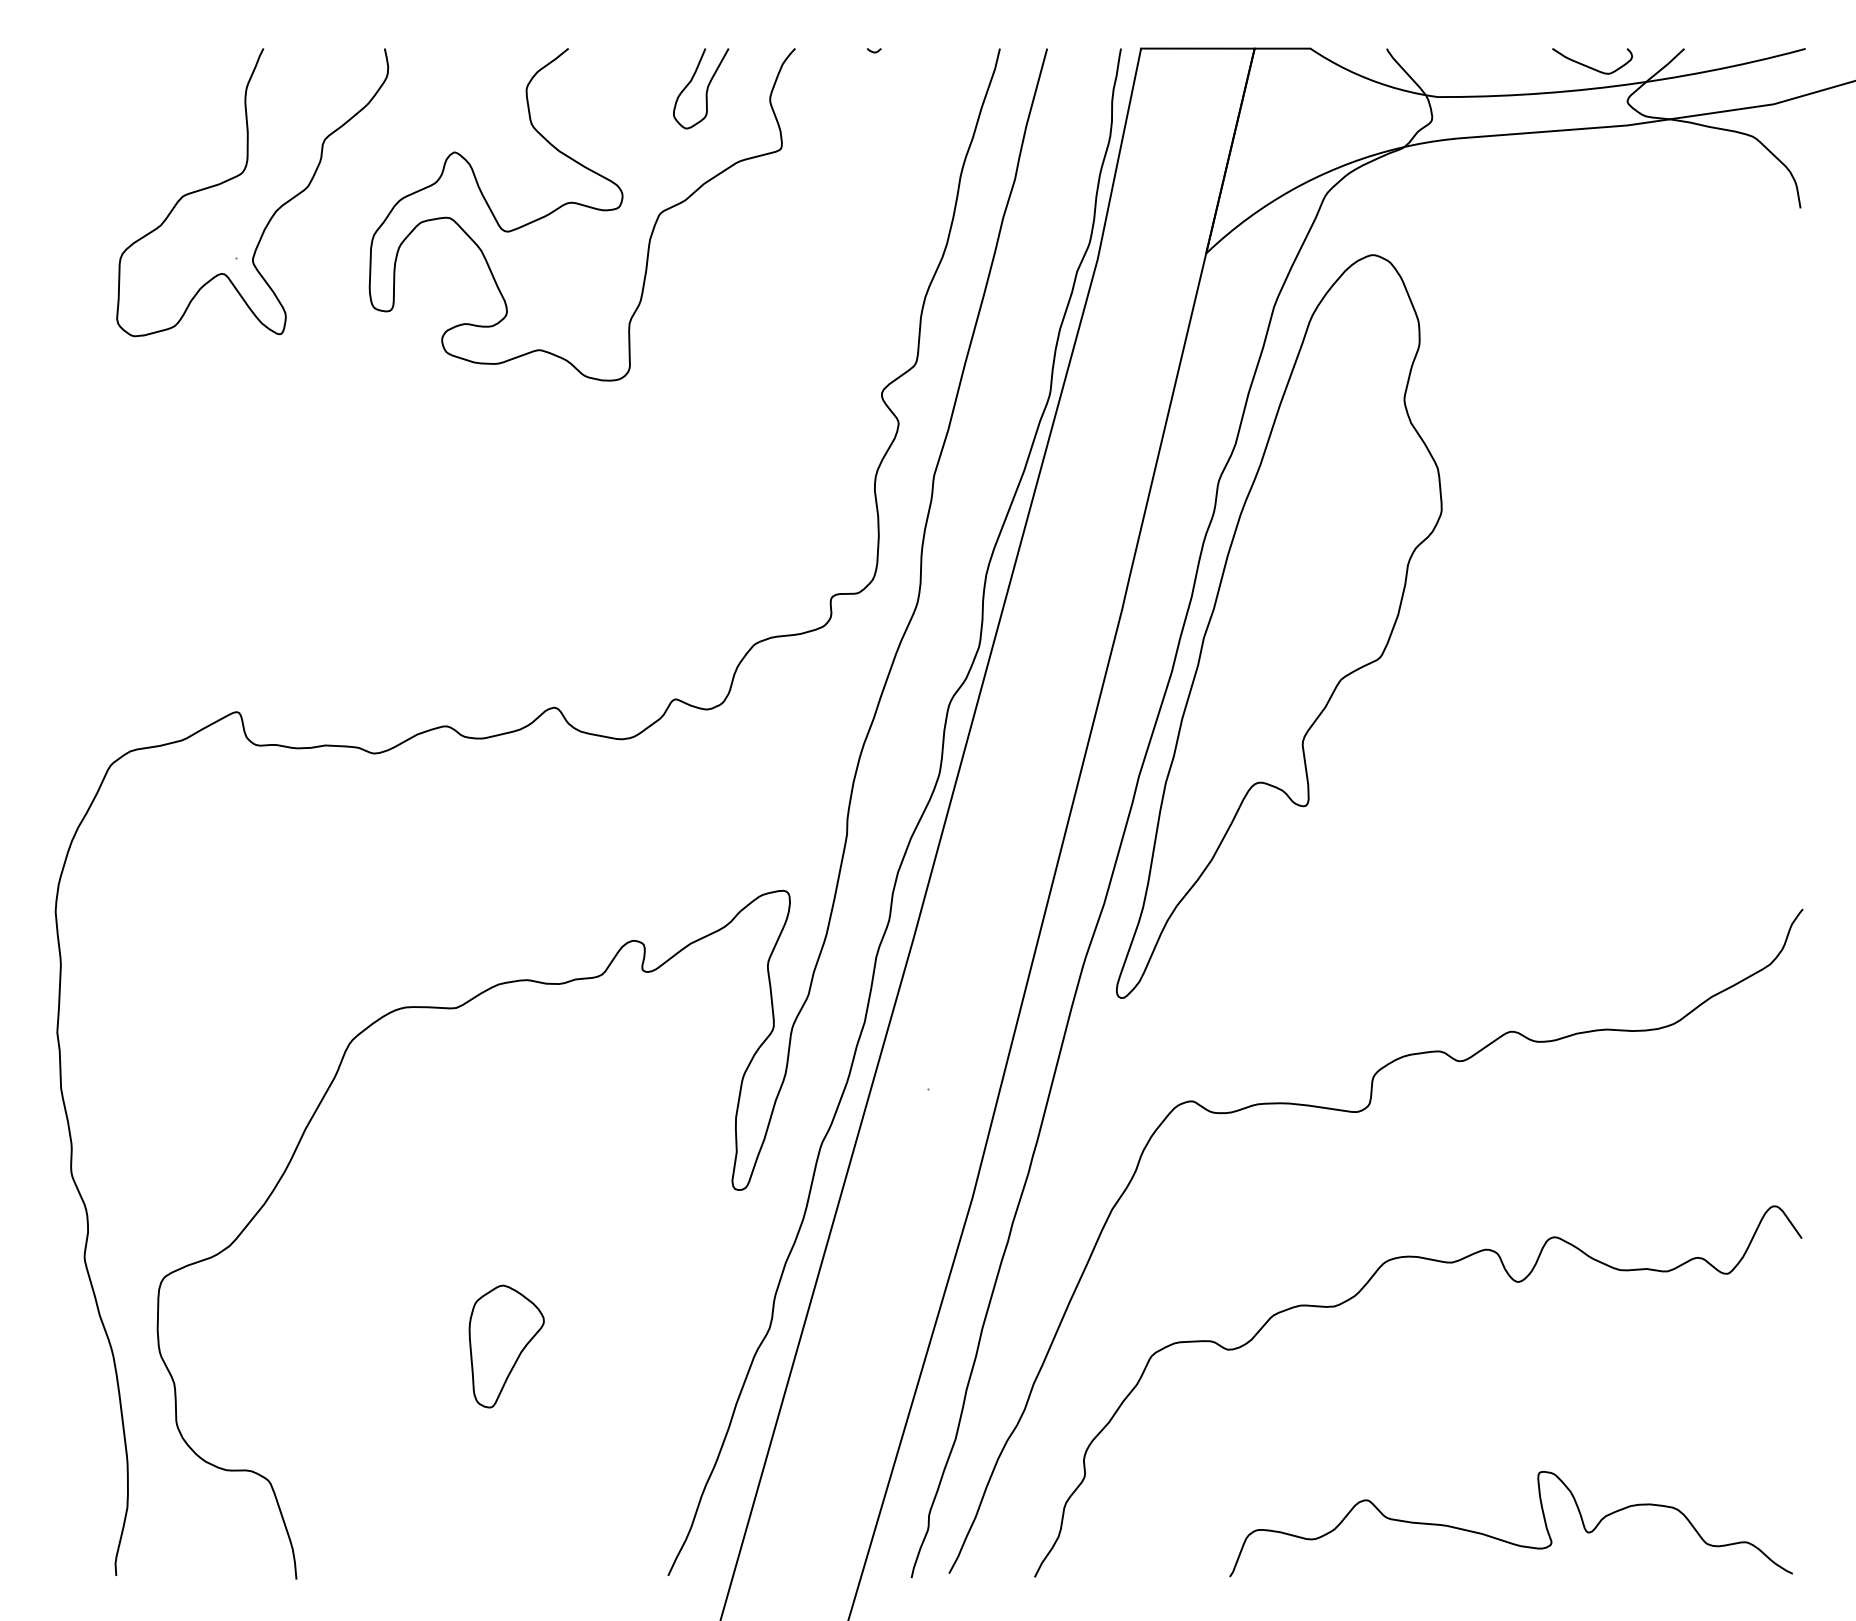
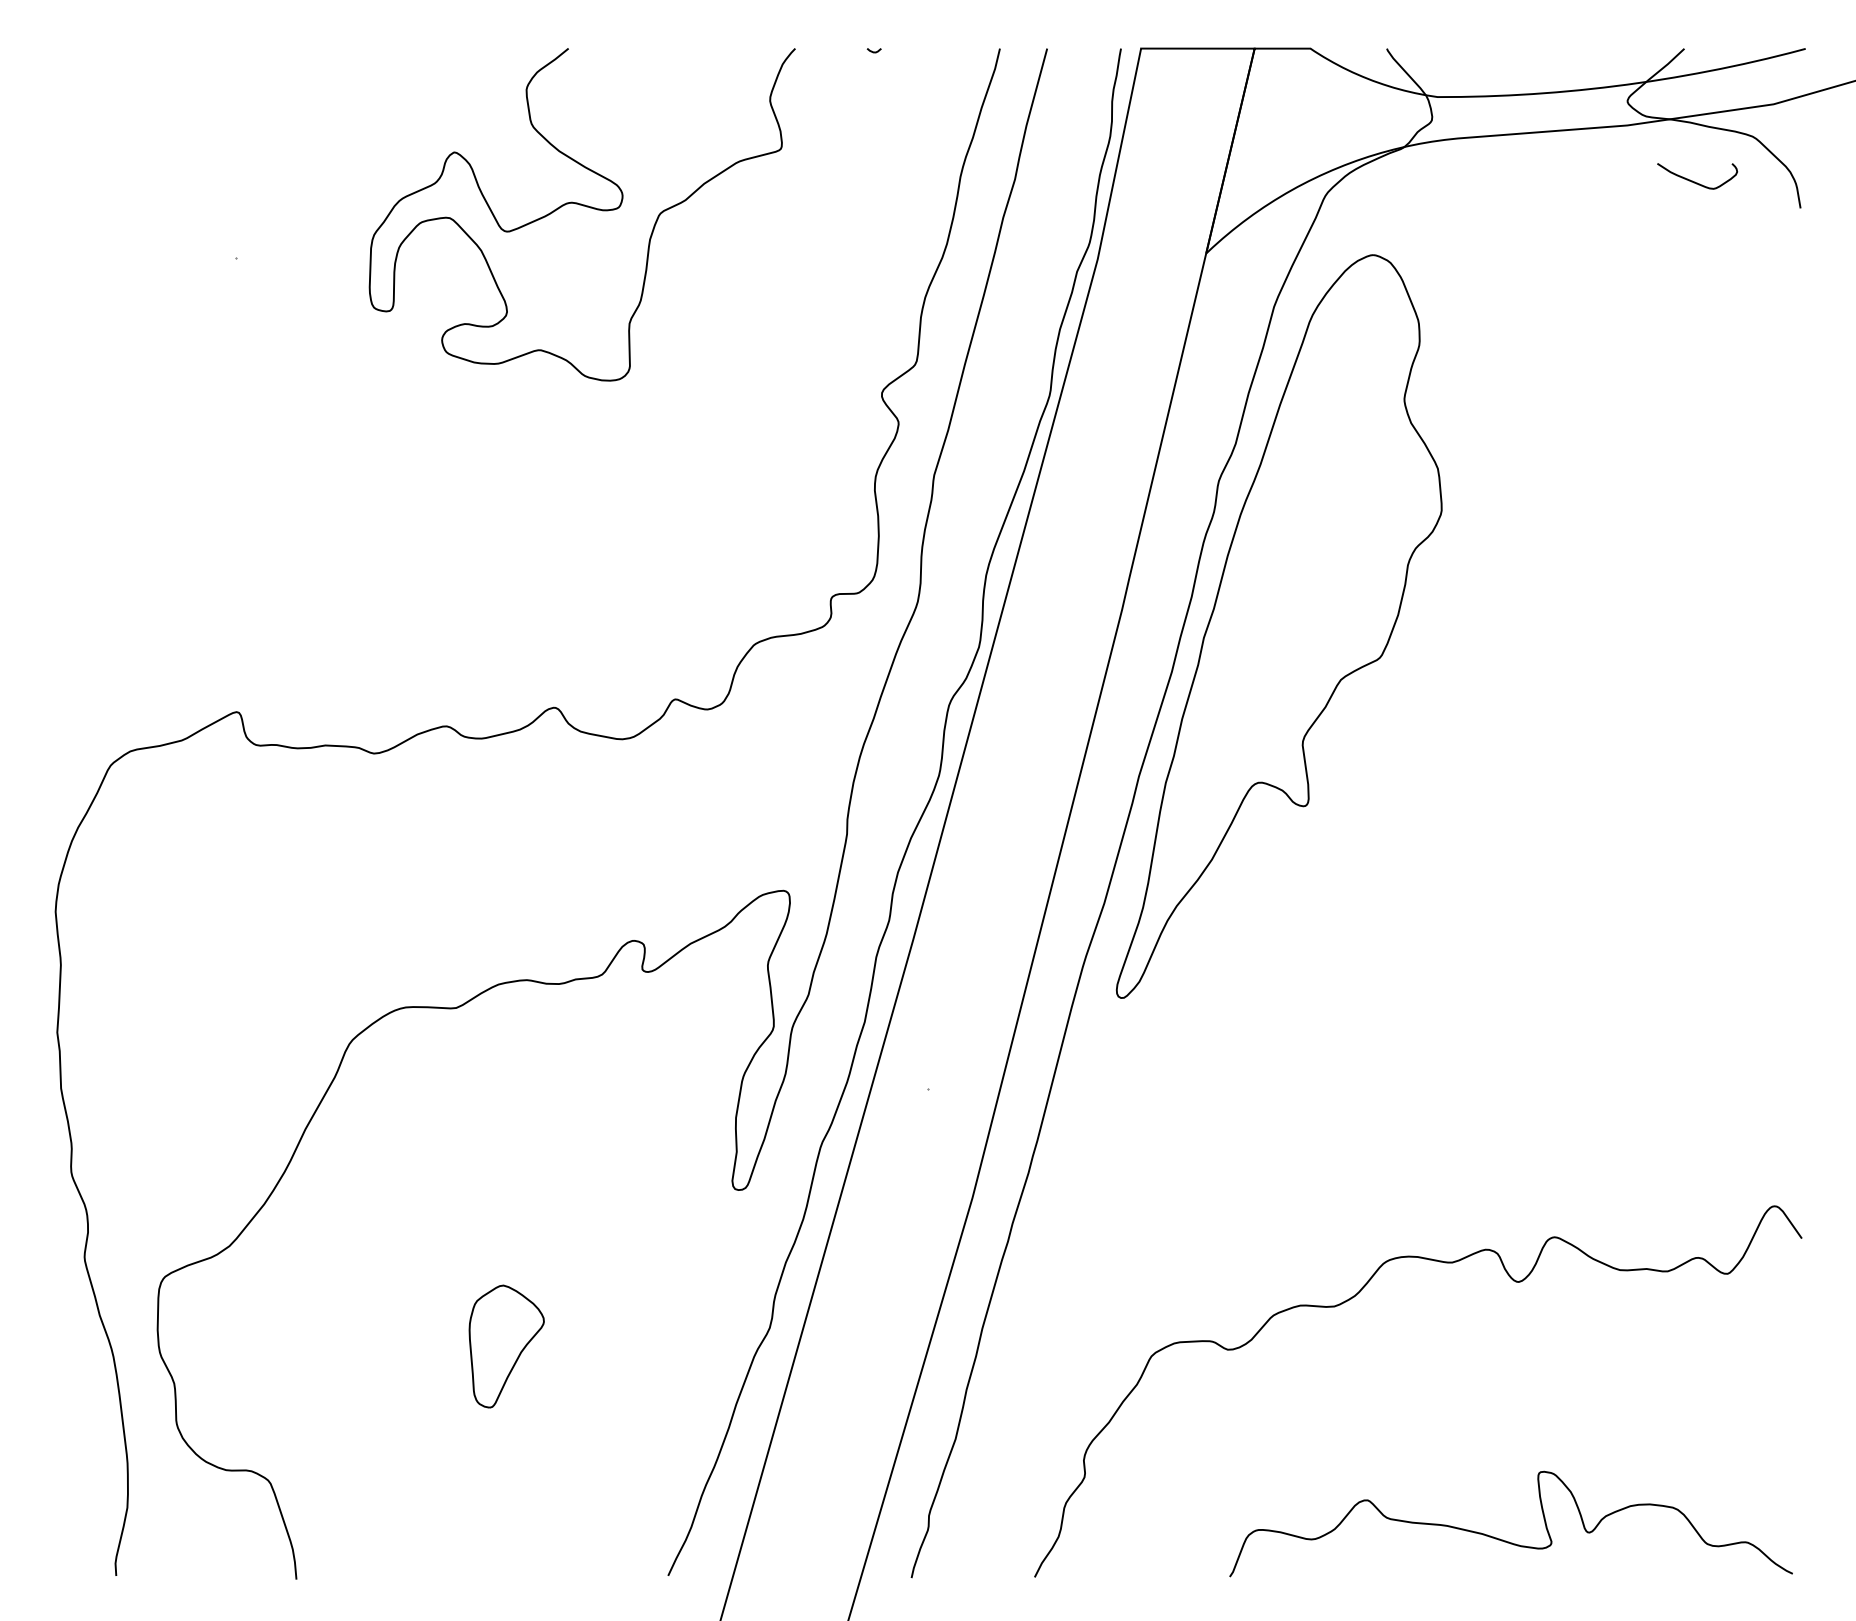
curve position: (1590, 66) -> (1695, 181) (1695, 181)
curve: present -> none (706, 88)
curve: present -> none (240, 175)
curve: present -> none (1359, 1112)
